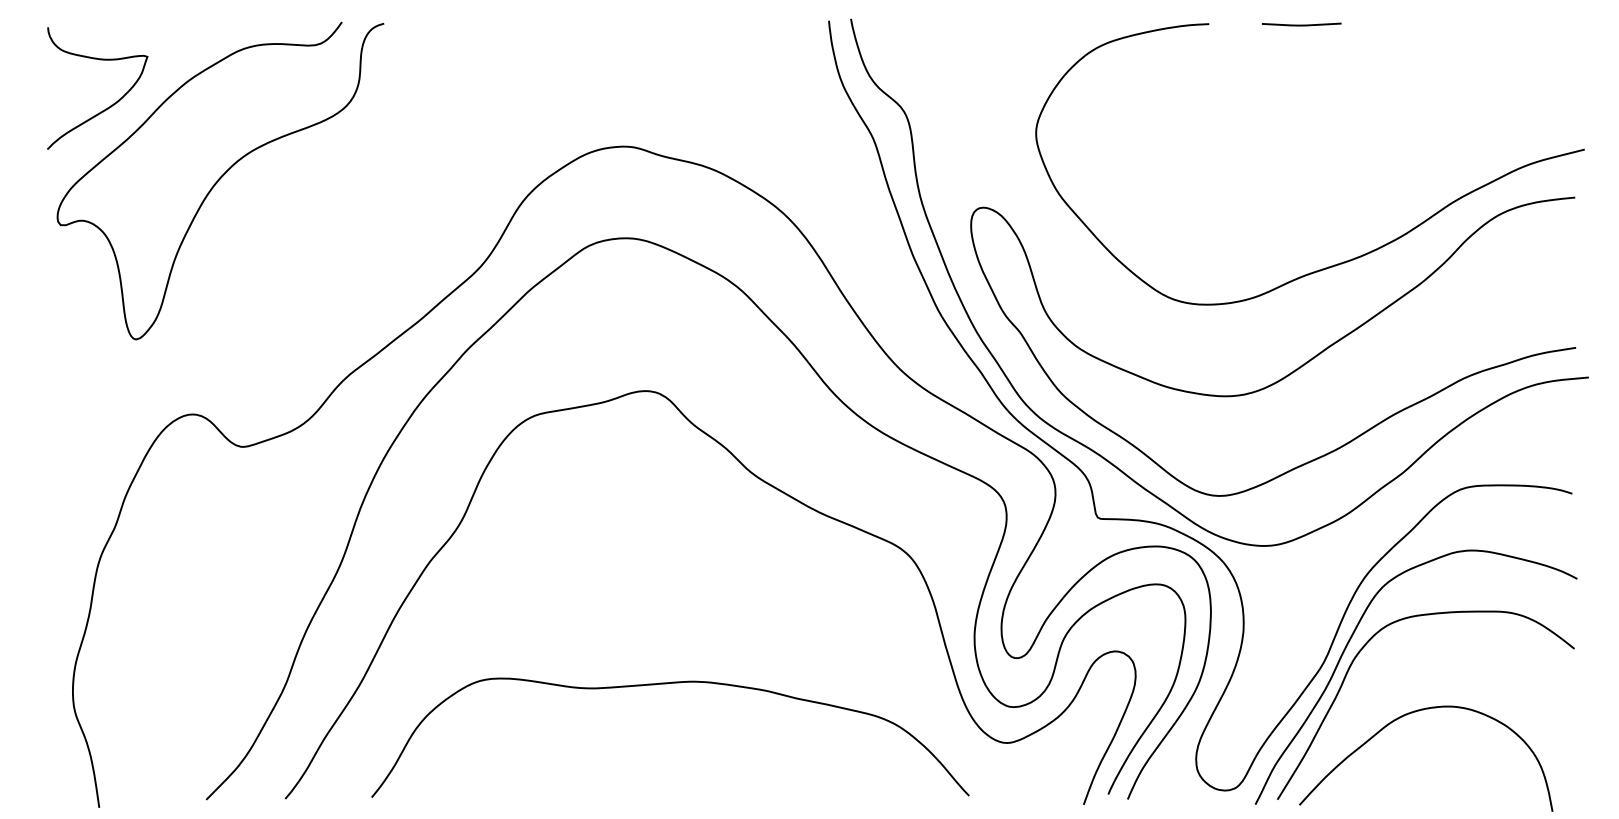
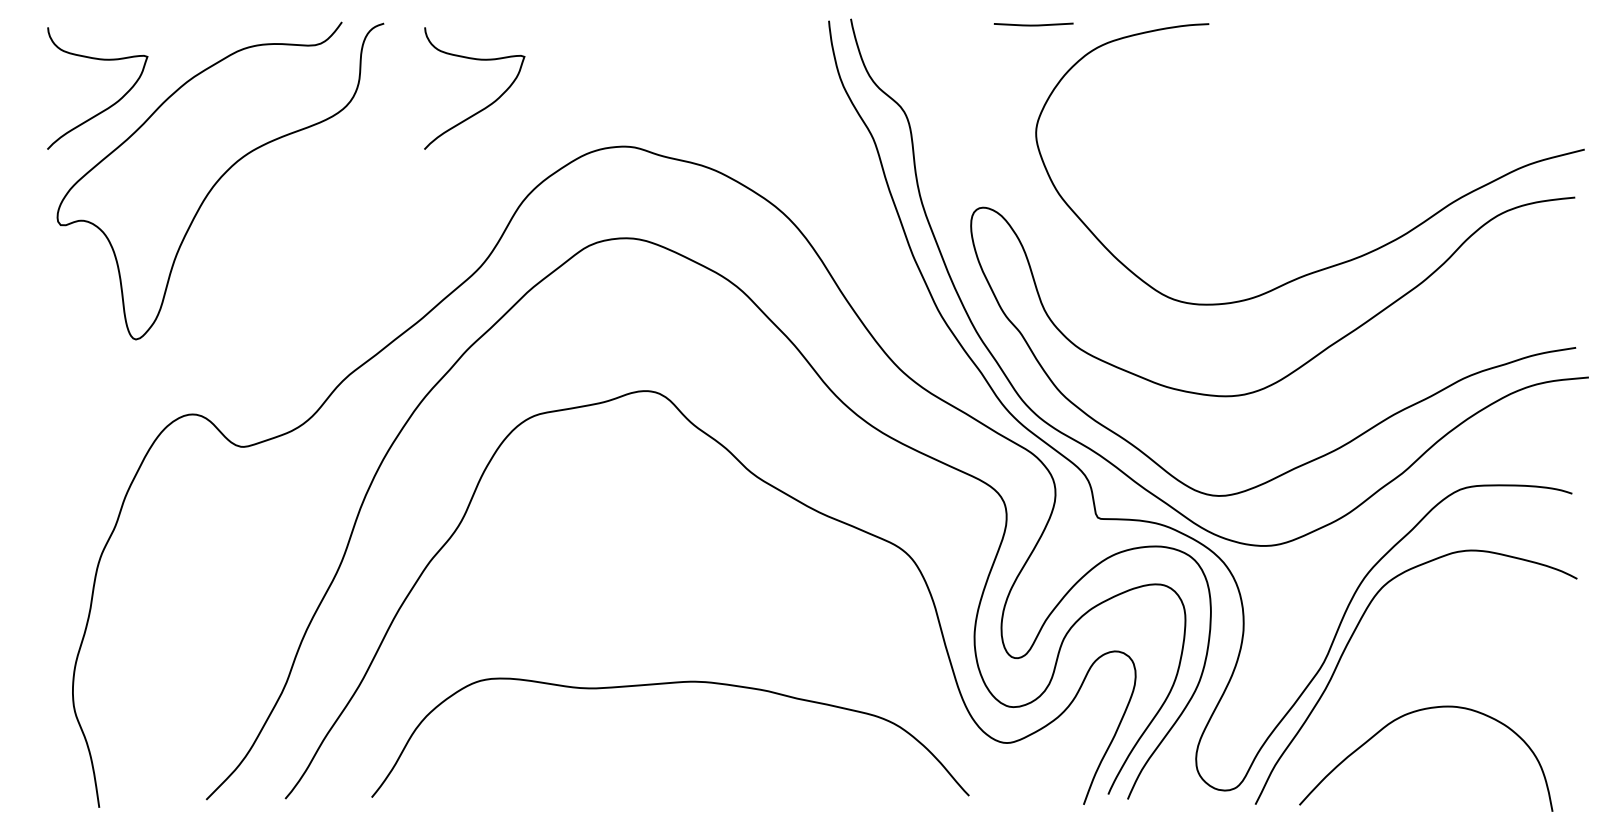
line position: (1301, 24) -> (1033, 24) (1033, 24)
curve: none -> present (487, 105)
curve: present -> none (1351, 666)
